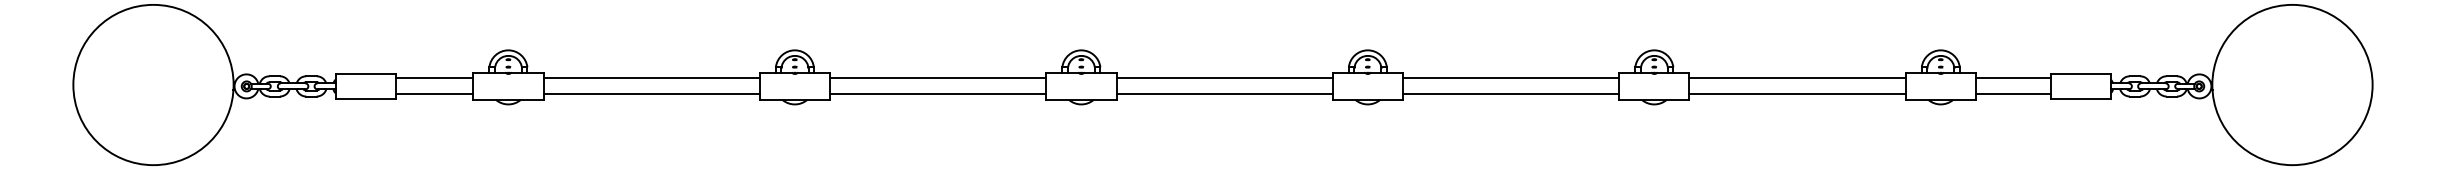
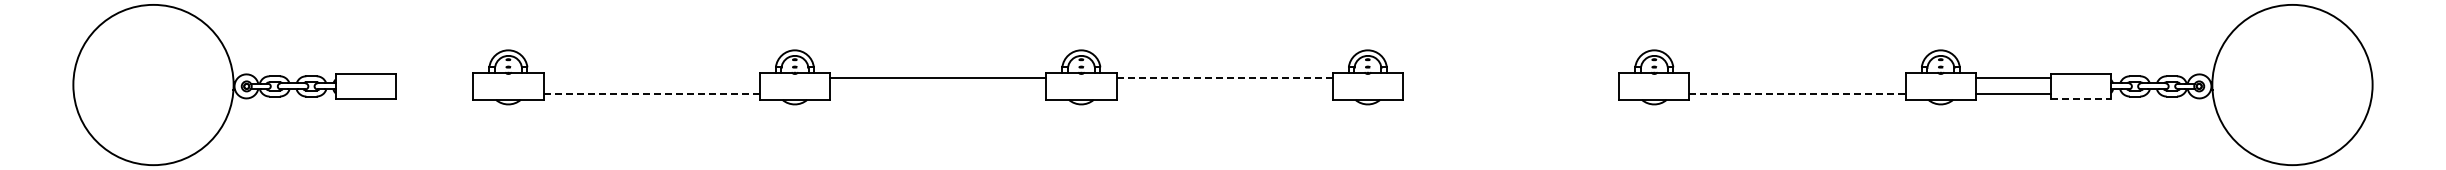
line: present -> none (434, 78)
line: present -> none (651, 78)
line: solid -> dashed (1225, 78)
line: present -> none (1511, 78)
line: present -> none (1797, 78)
line: present -> none (434, 94)
line: solid -> dashed (652, 94)
line: present -> none (938, 94)
line: present -> none (1224, 94)
line: present -> none (1511, 94)
line: solid -> dashed (1798, 94)
line: solid -> dashed (2081, 98)
